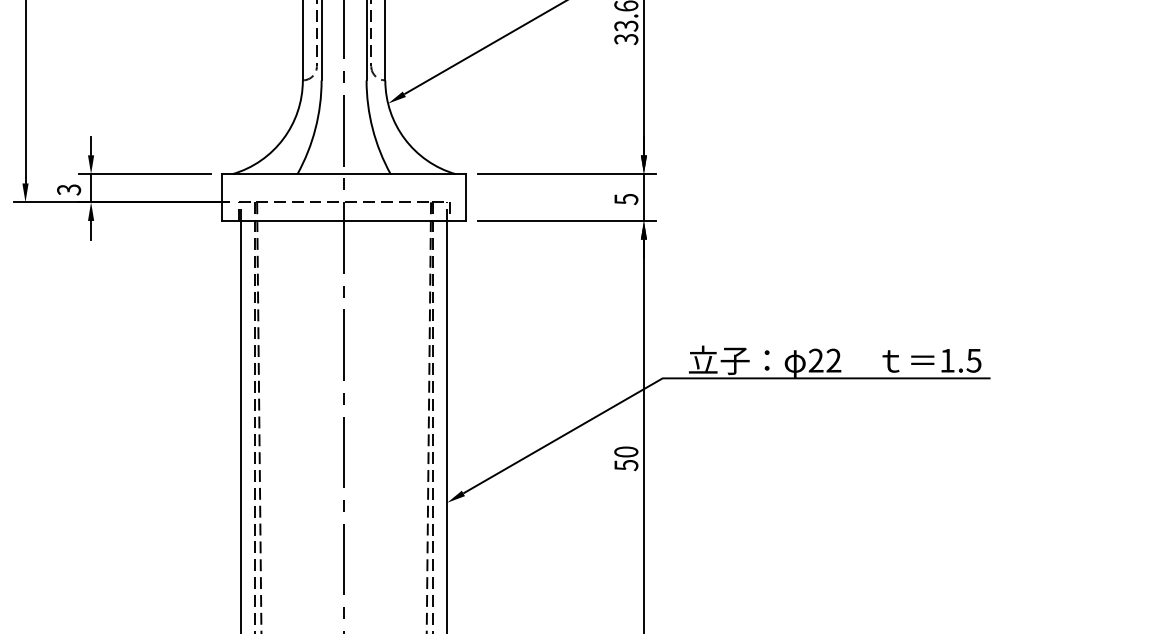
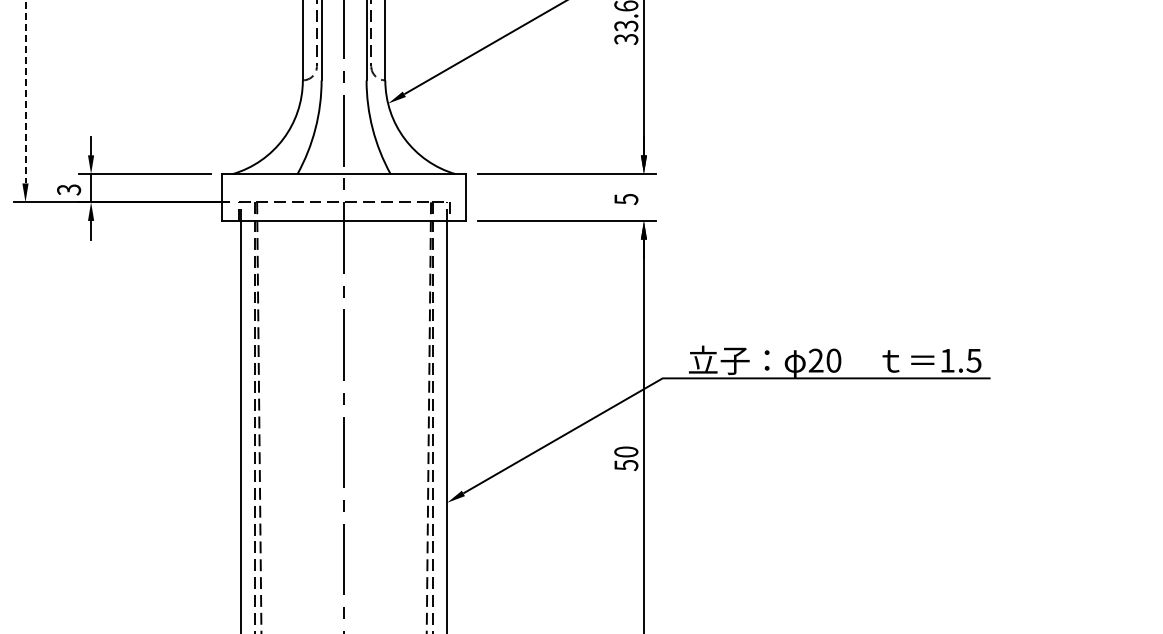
line: solid -> dashed (25, 92)
line: present -> none (643, 197)
text: 22 -> 20 (833, 360)
